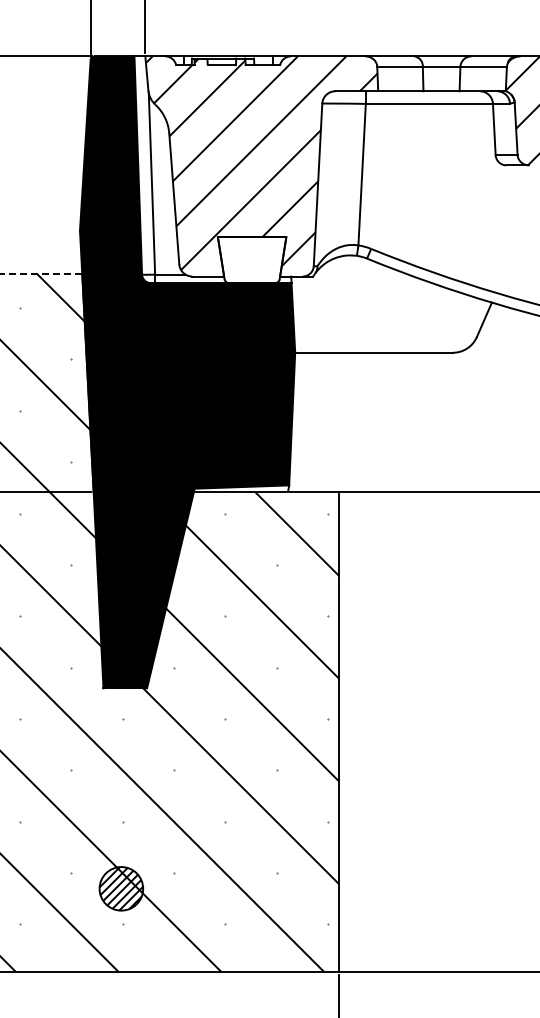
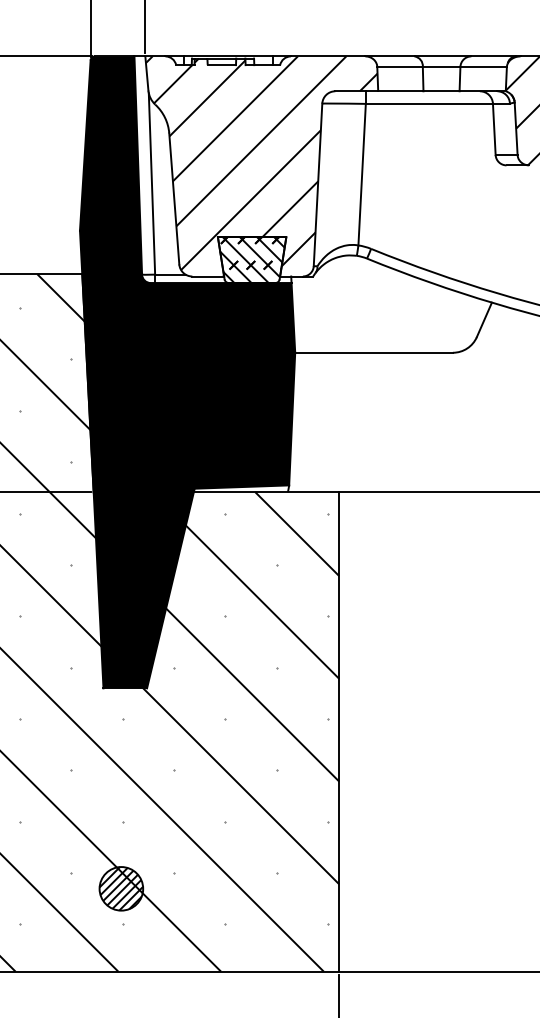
hatch: none -> present (252, 260)
line: dashed -> solid (41, 274)
